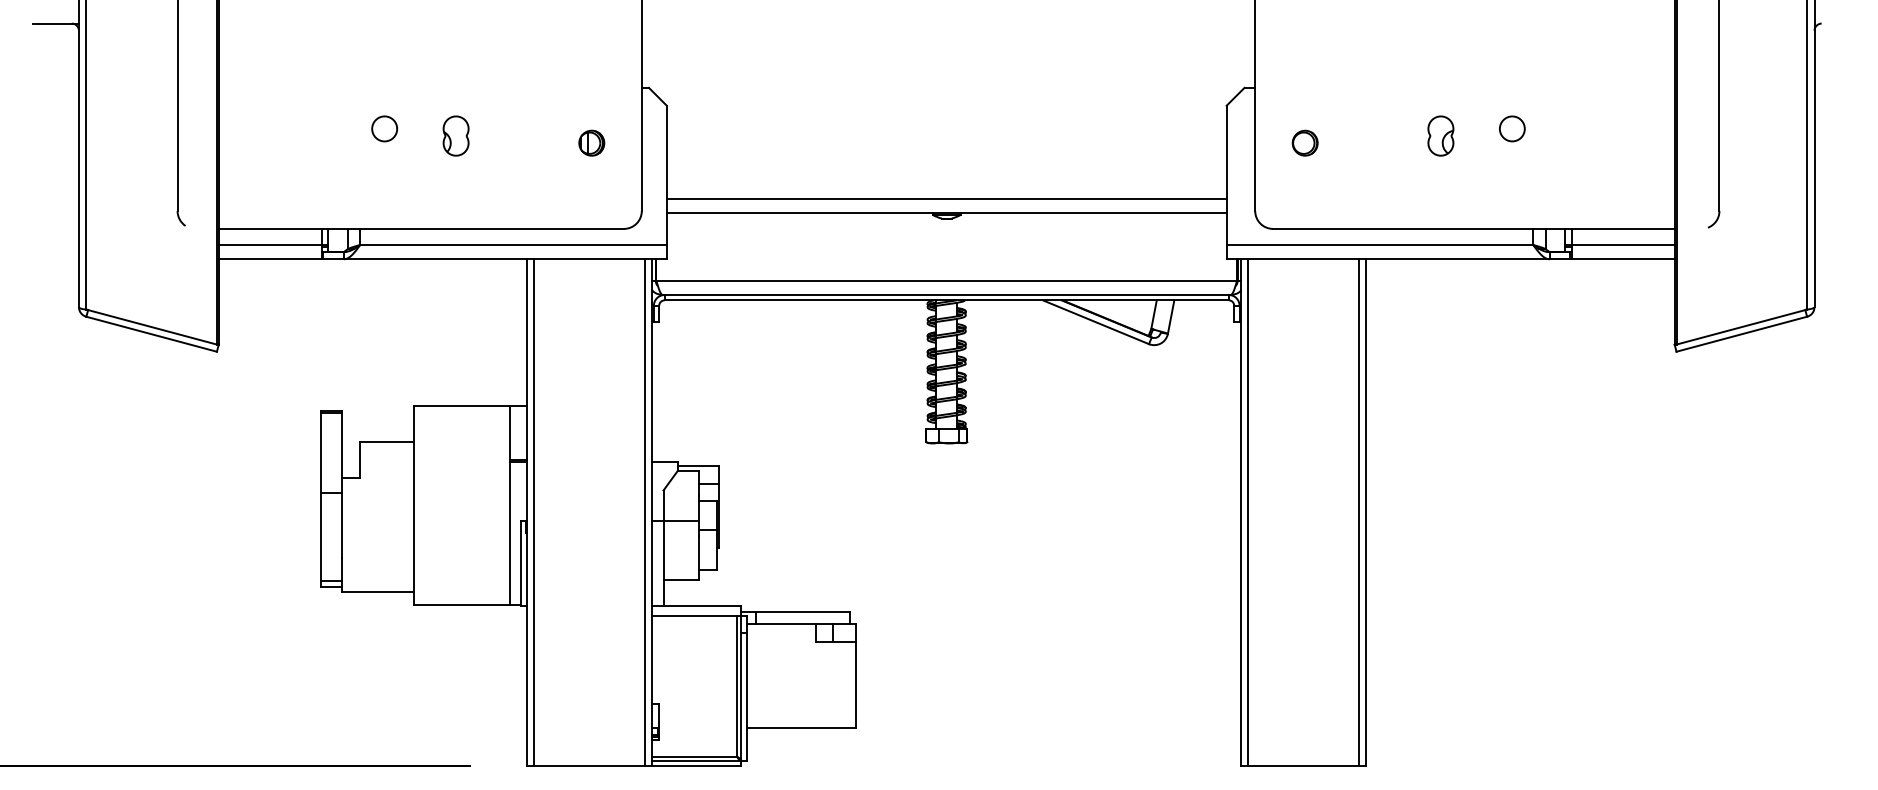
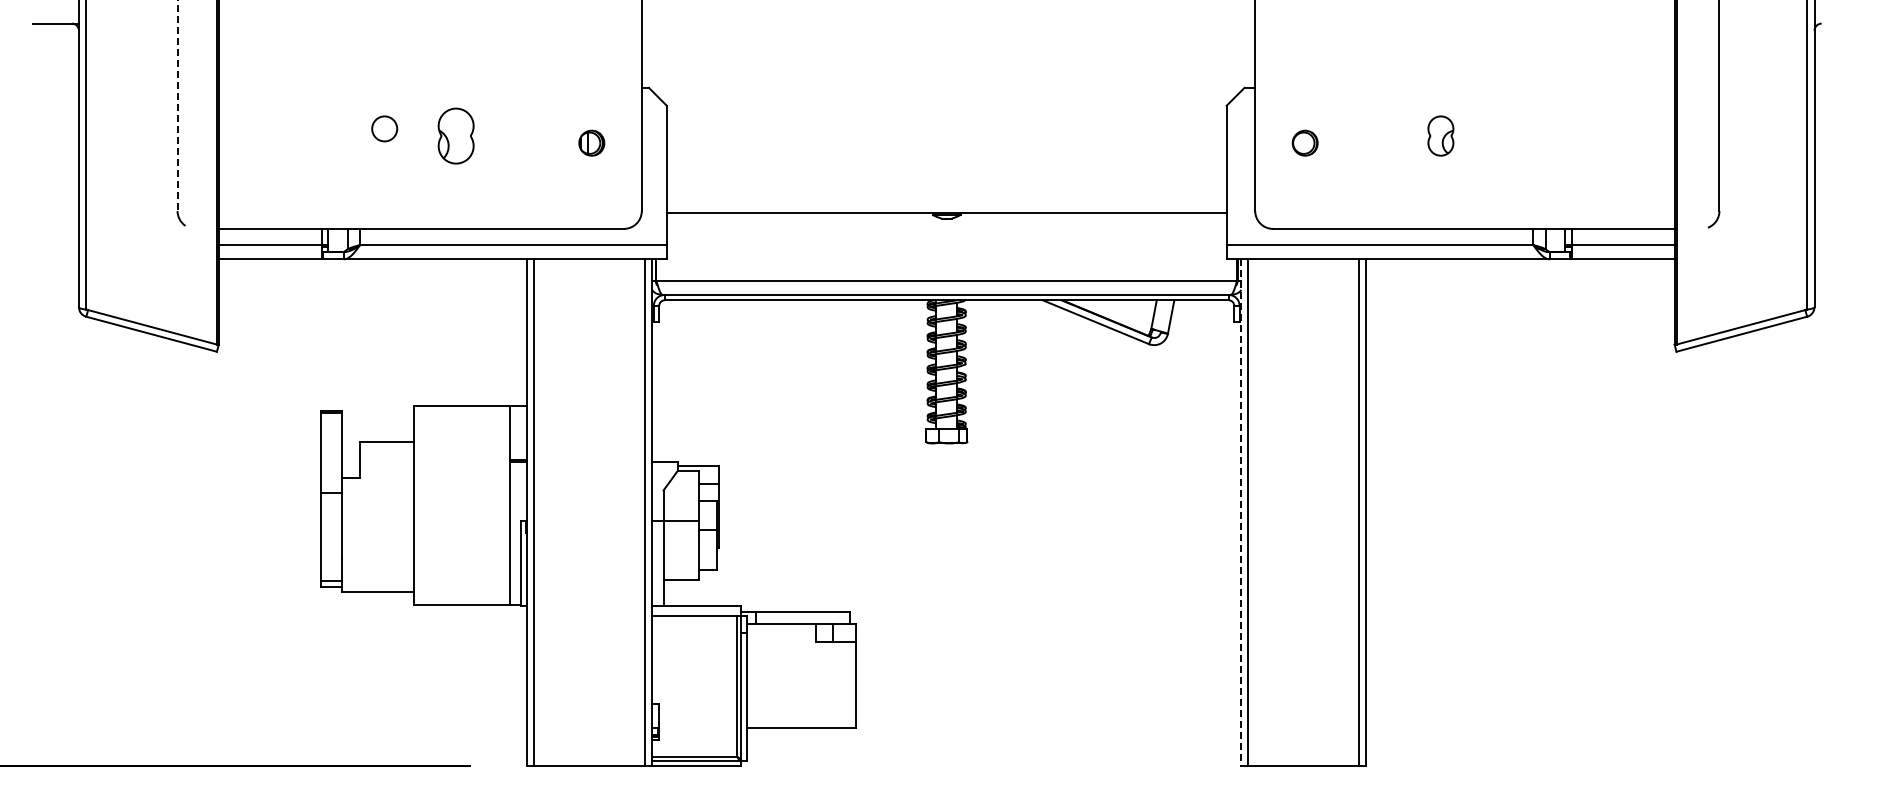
line: solid -> dashed (177, 106)
circle: present -> none (1512, 128)
part size: 28x42 px -> 38x58 px (455, 135)
line: present -> none (946, 198)
line: solid -> dashed (1241, 512)
